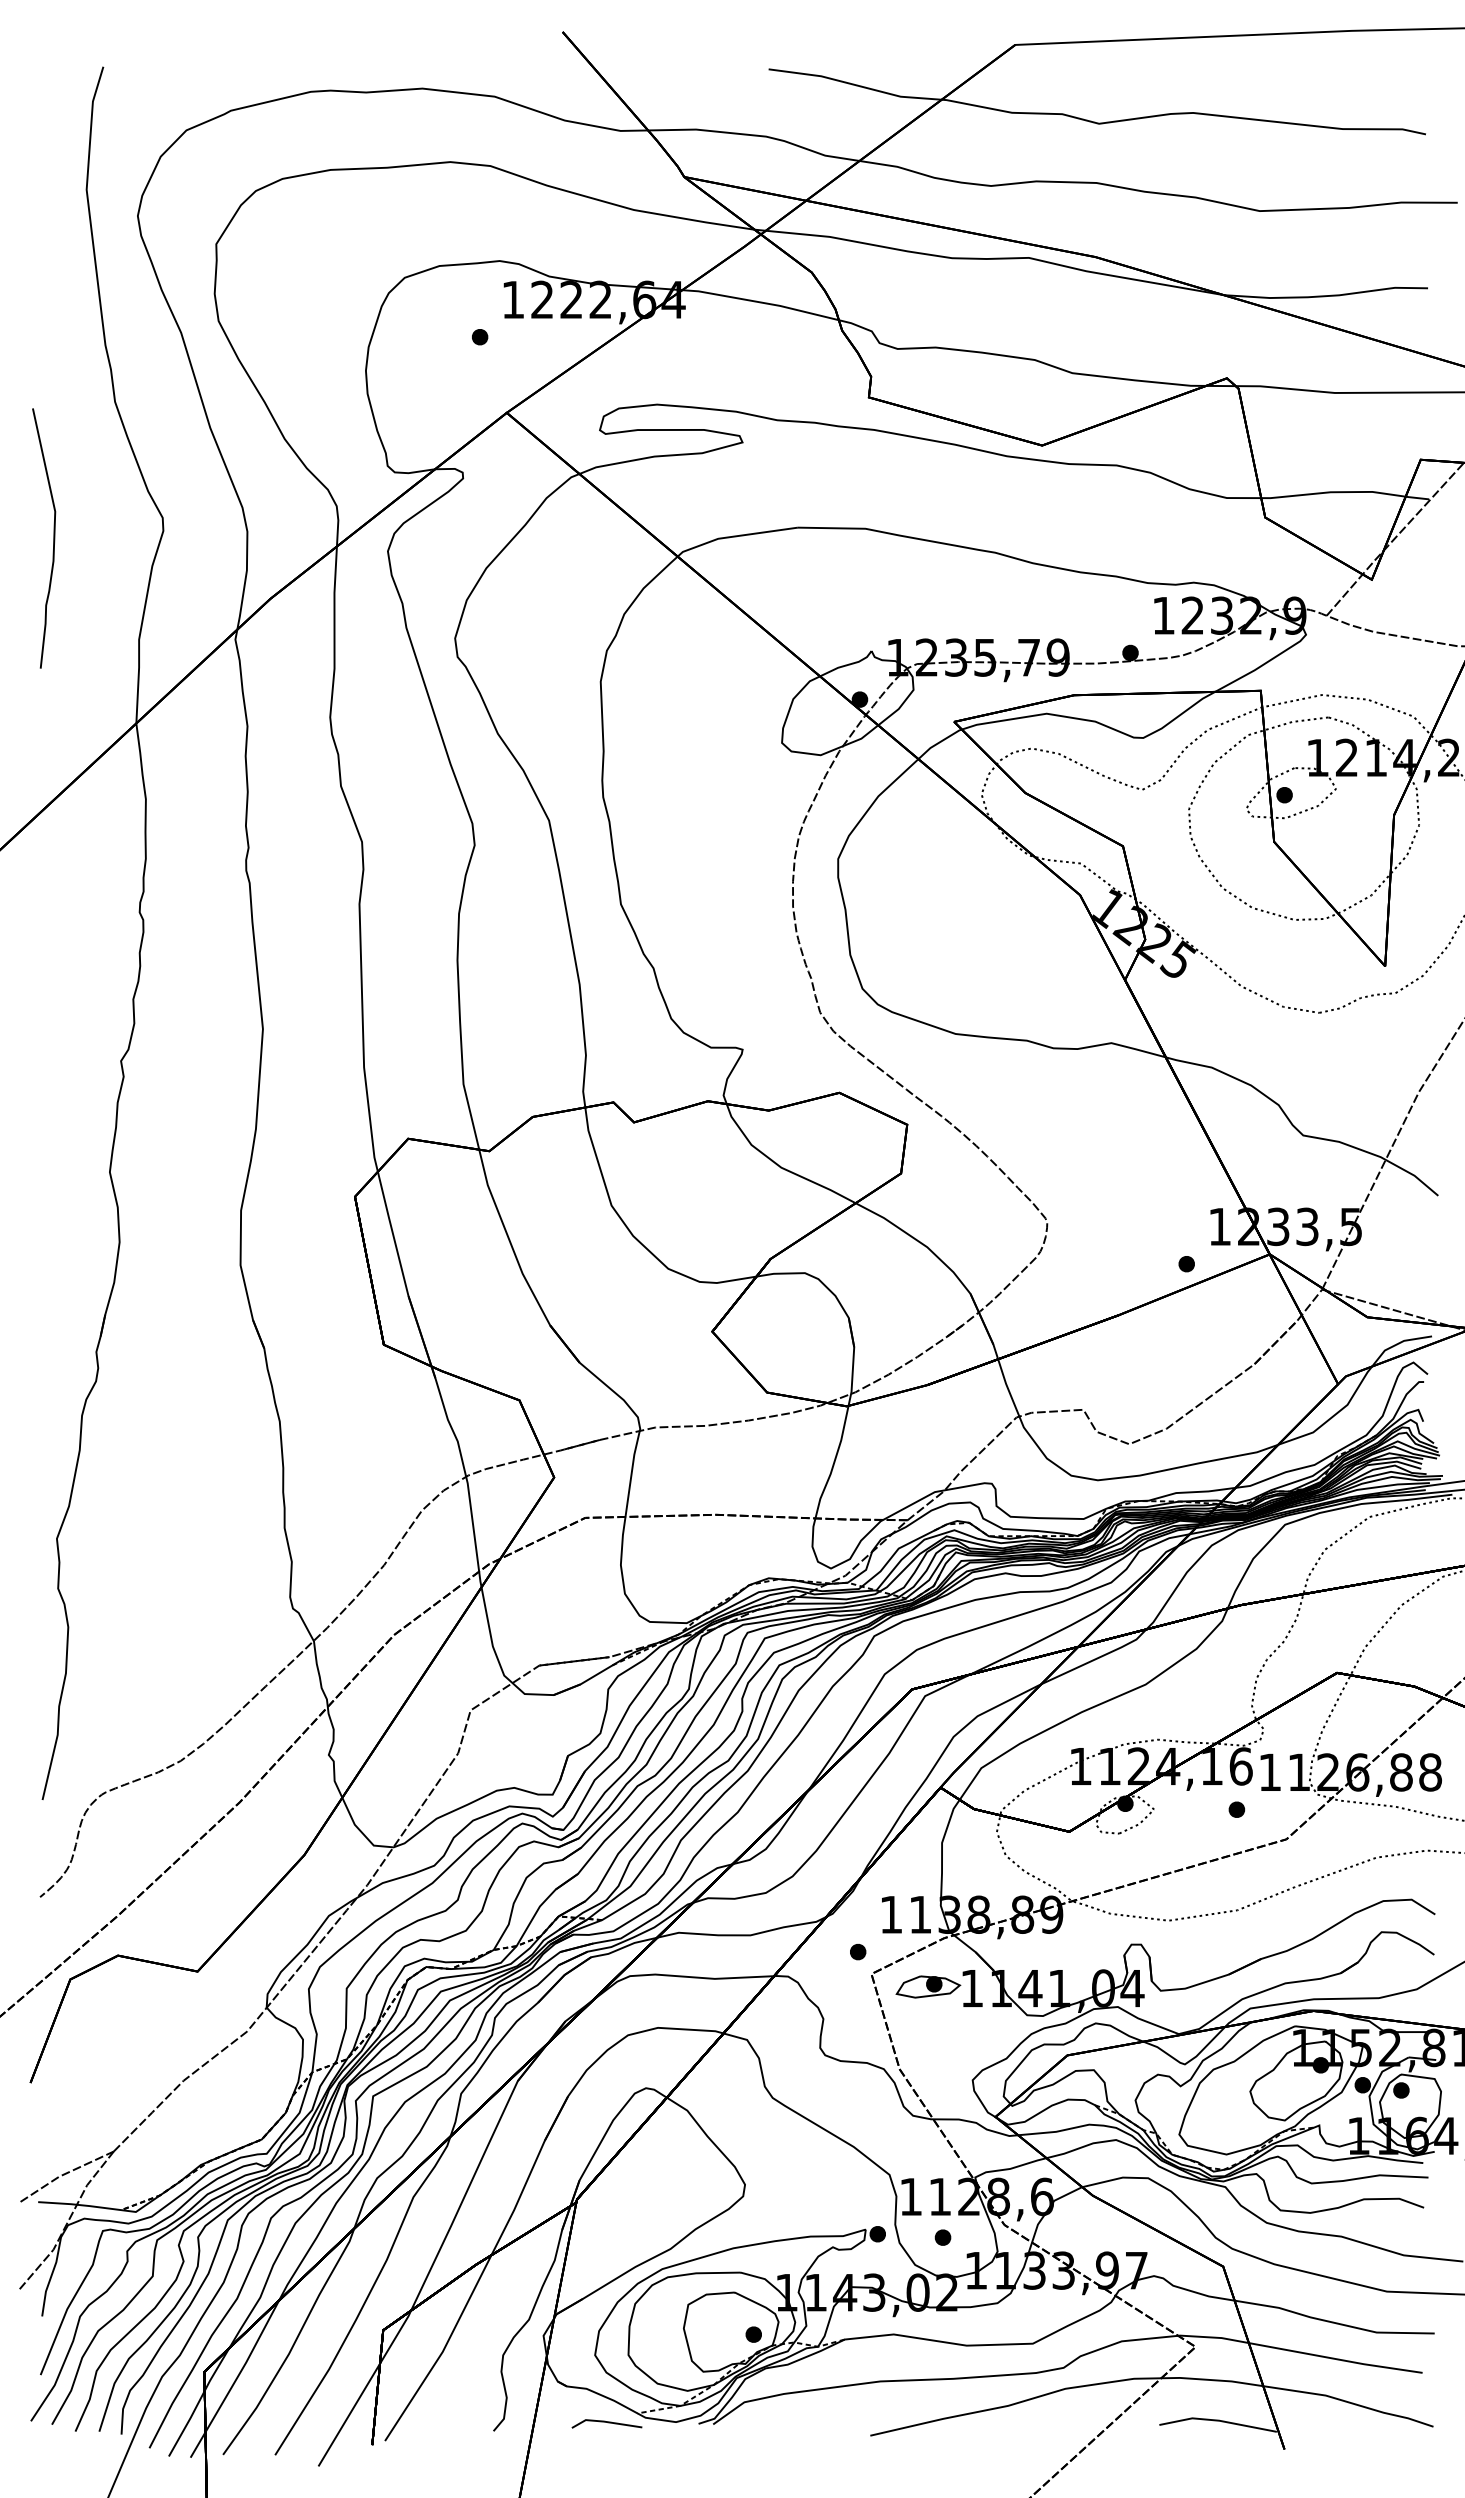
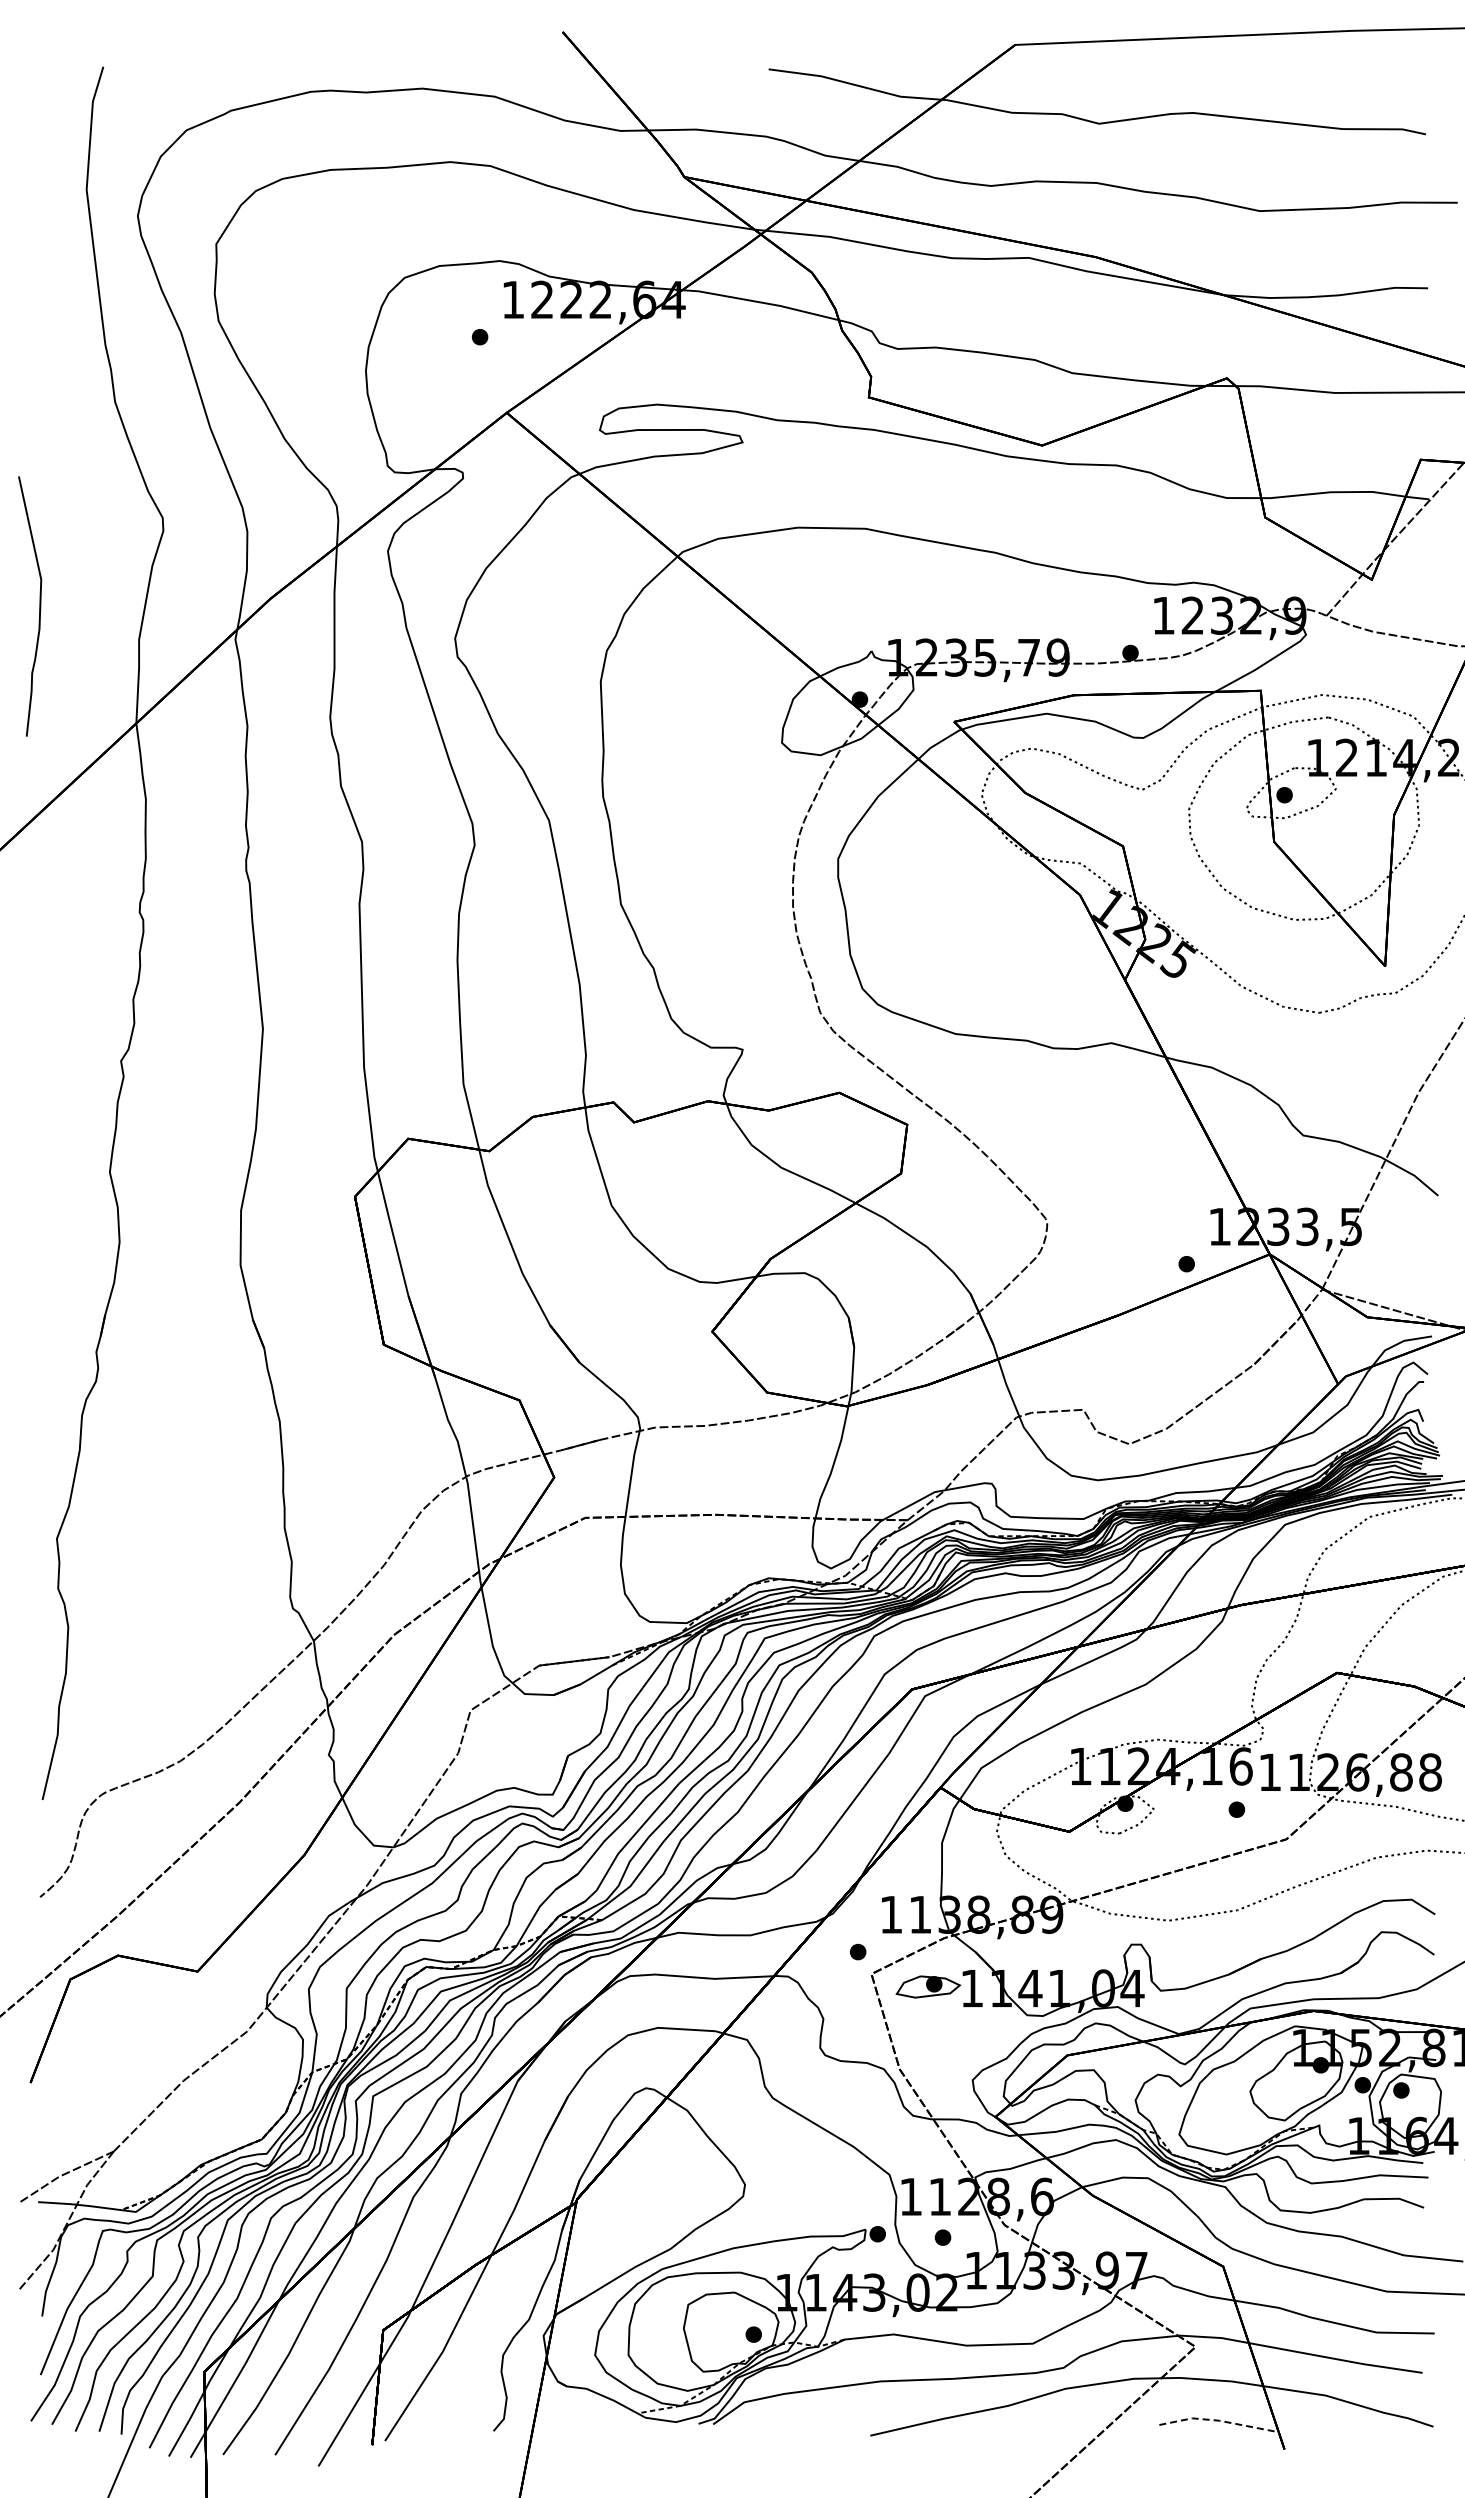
curve position: (53, 538) -> (39, 606) (39, 606)
line: solid -> dashed (1218, 2420)
line: present -> none (606, 2422)
